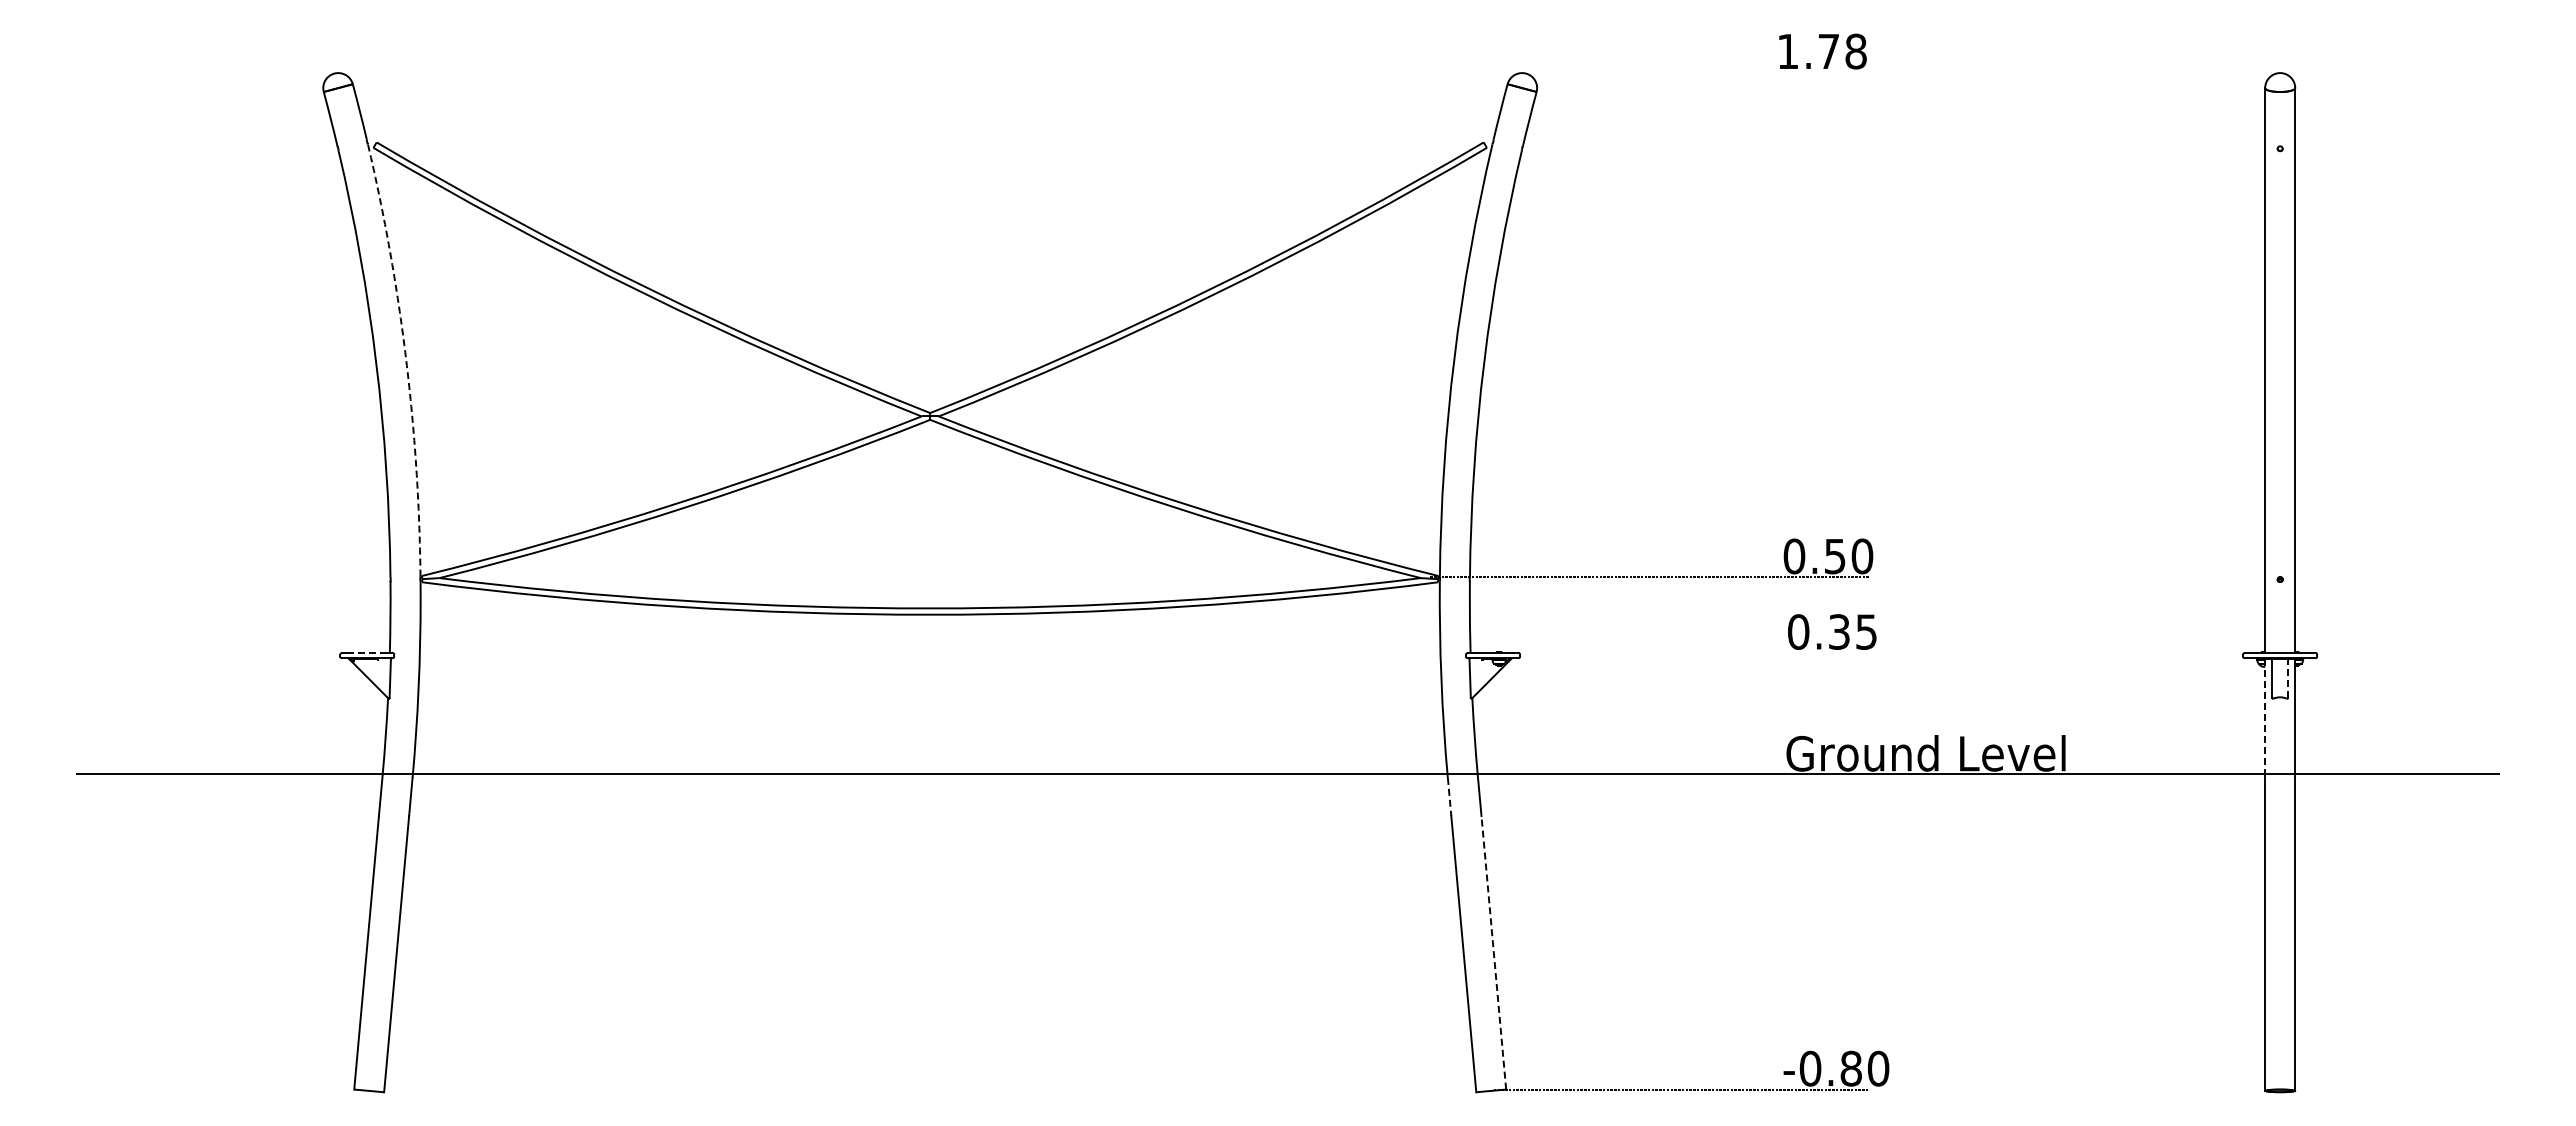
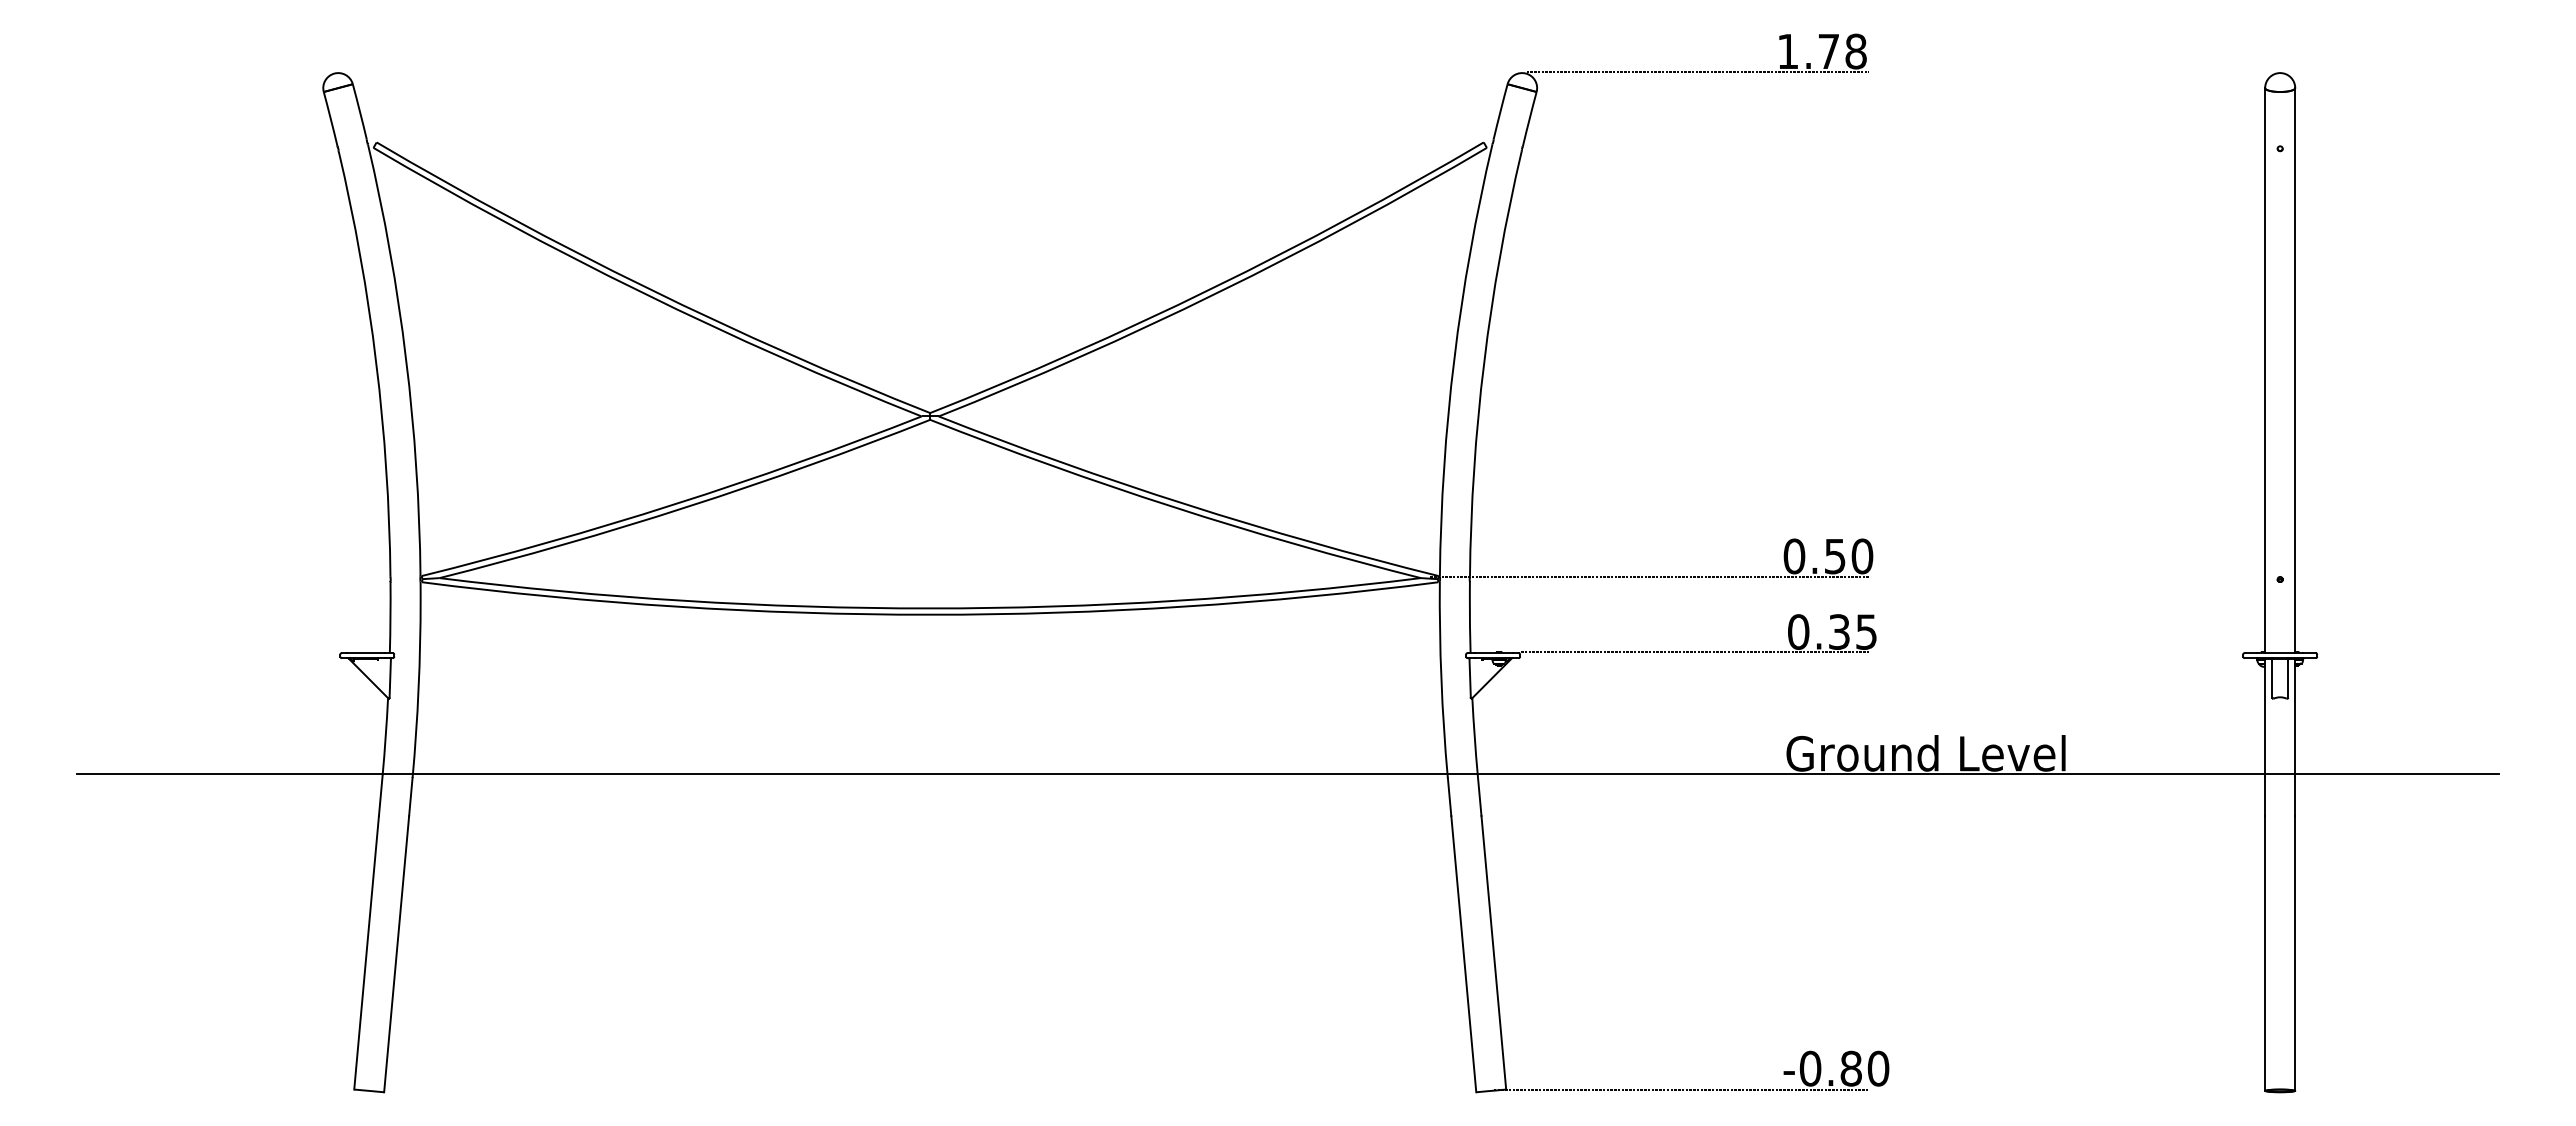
line: none -> present (1697, 71)
arc: dashed -> solid (406, 359)
line: none -> present (1695, 651)
line: dashed -> solid (366, 653)
line: dashed -> solid (2288, 679)
line: dashed -> solid (2265, 717)
line: dashed -> solid (1449, 797)
line: dashed -> solid (1493, 952)
